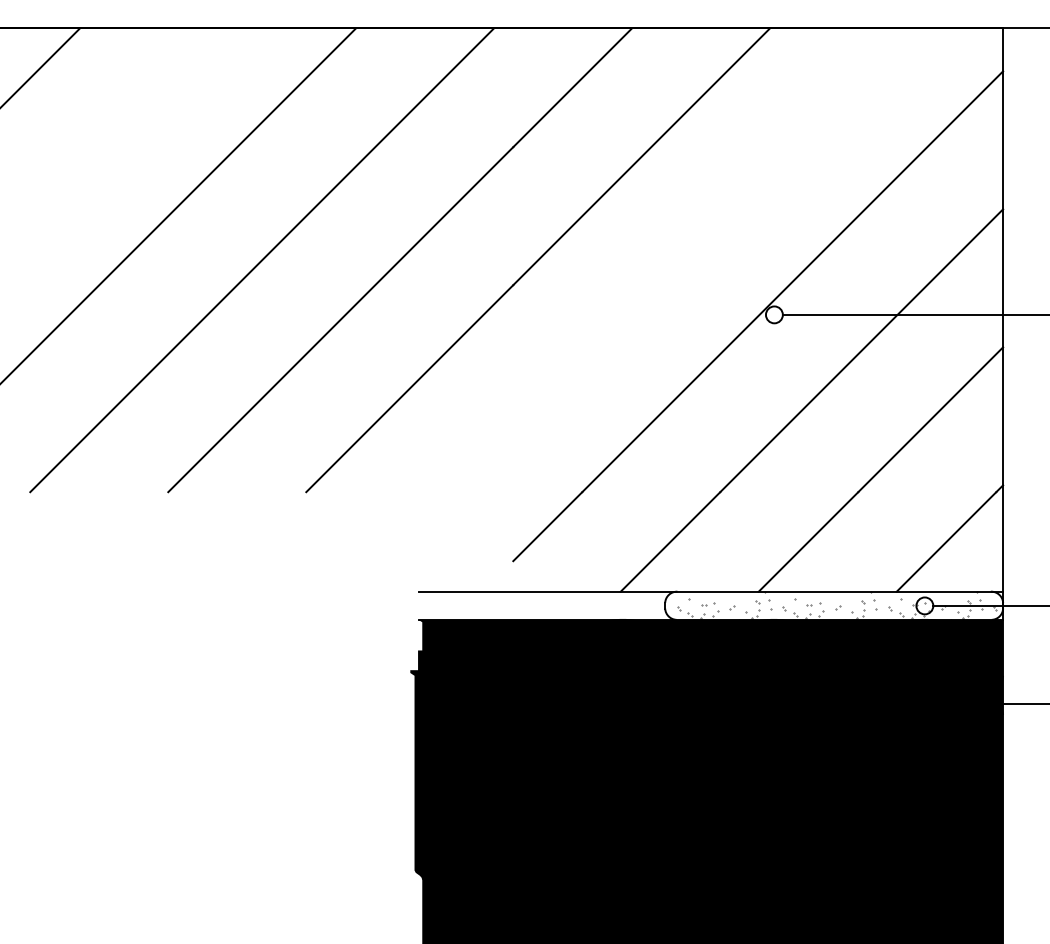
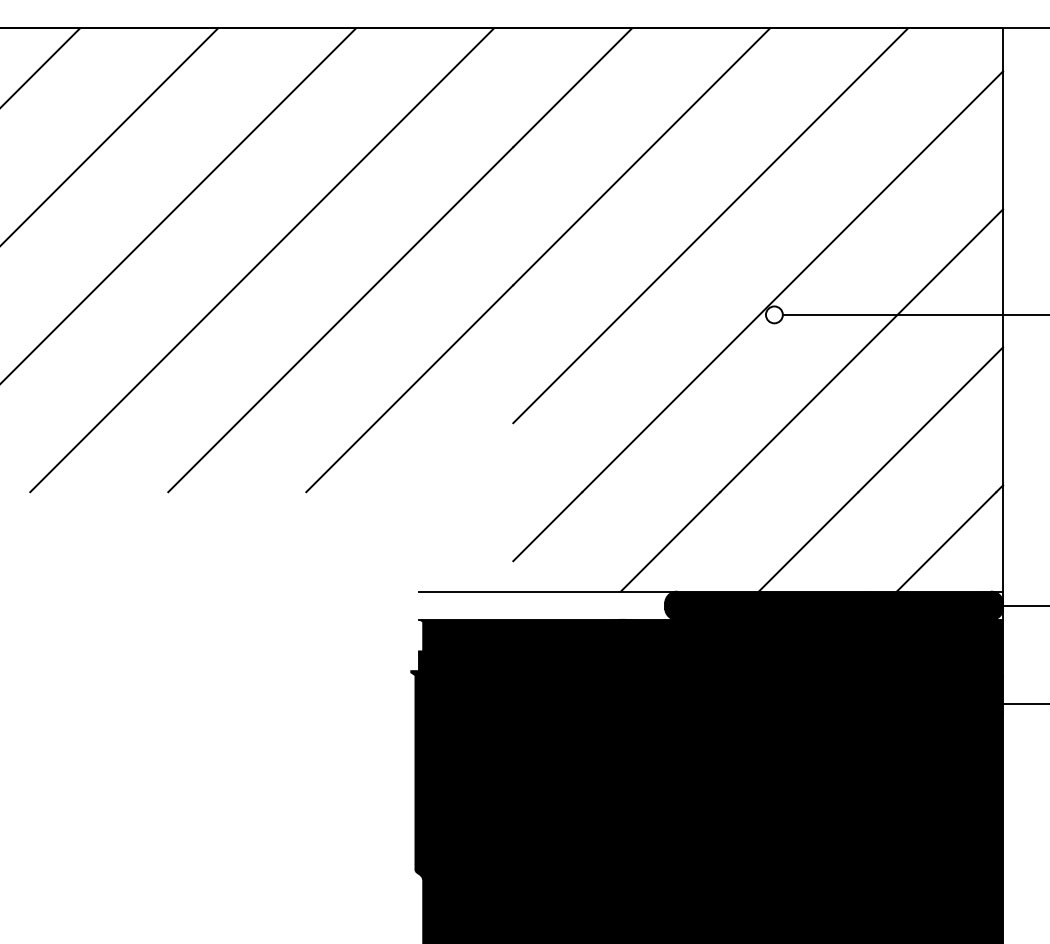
line: none -> present (110, 136)
line: none -> present (710, 225)
fill: none -> present (834, 605)
